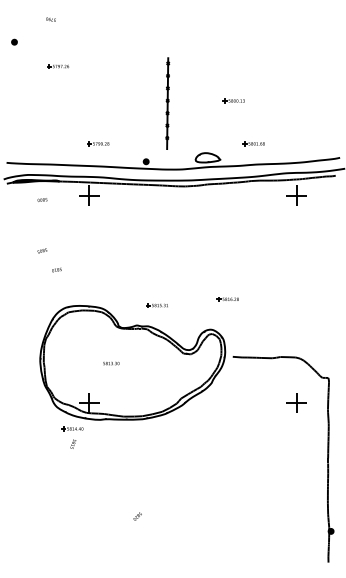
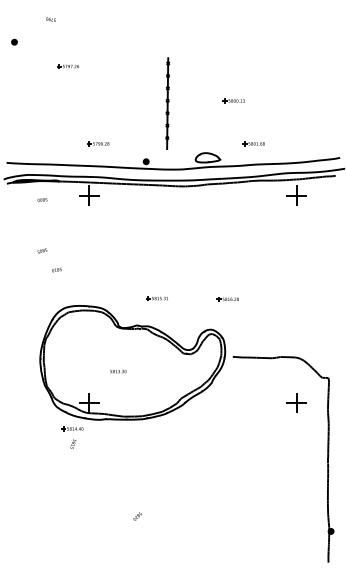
part position: (57, 66) -> (67, 66) (67, 66)
part position: (156, 305) -> (156, 298) (156, 298)
text position: (111, 363) -> (118, 371) (118, 371)
